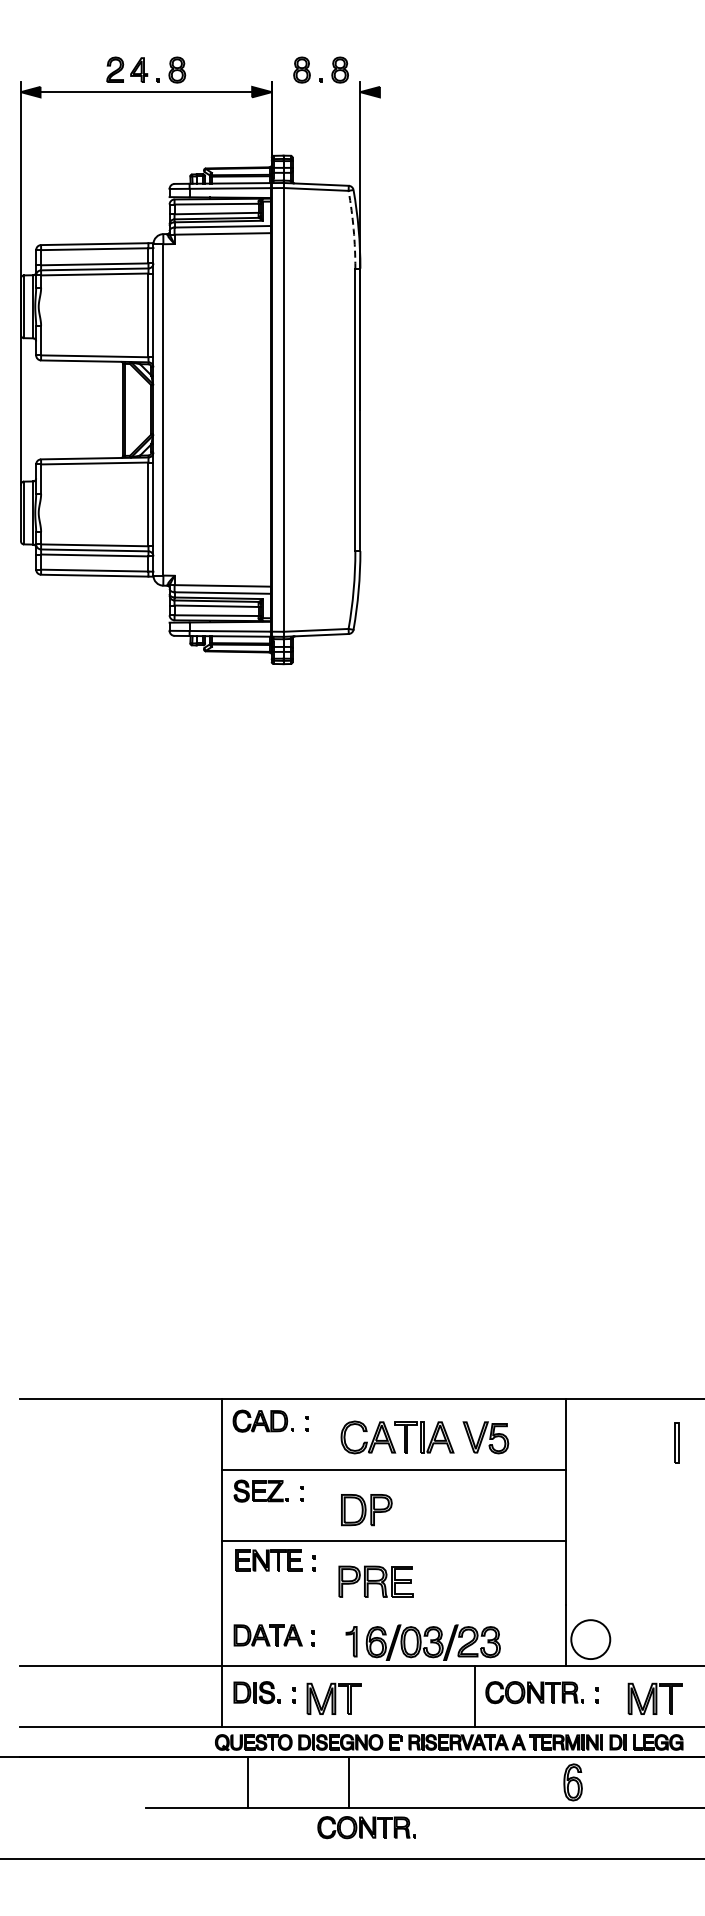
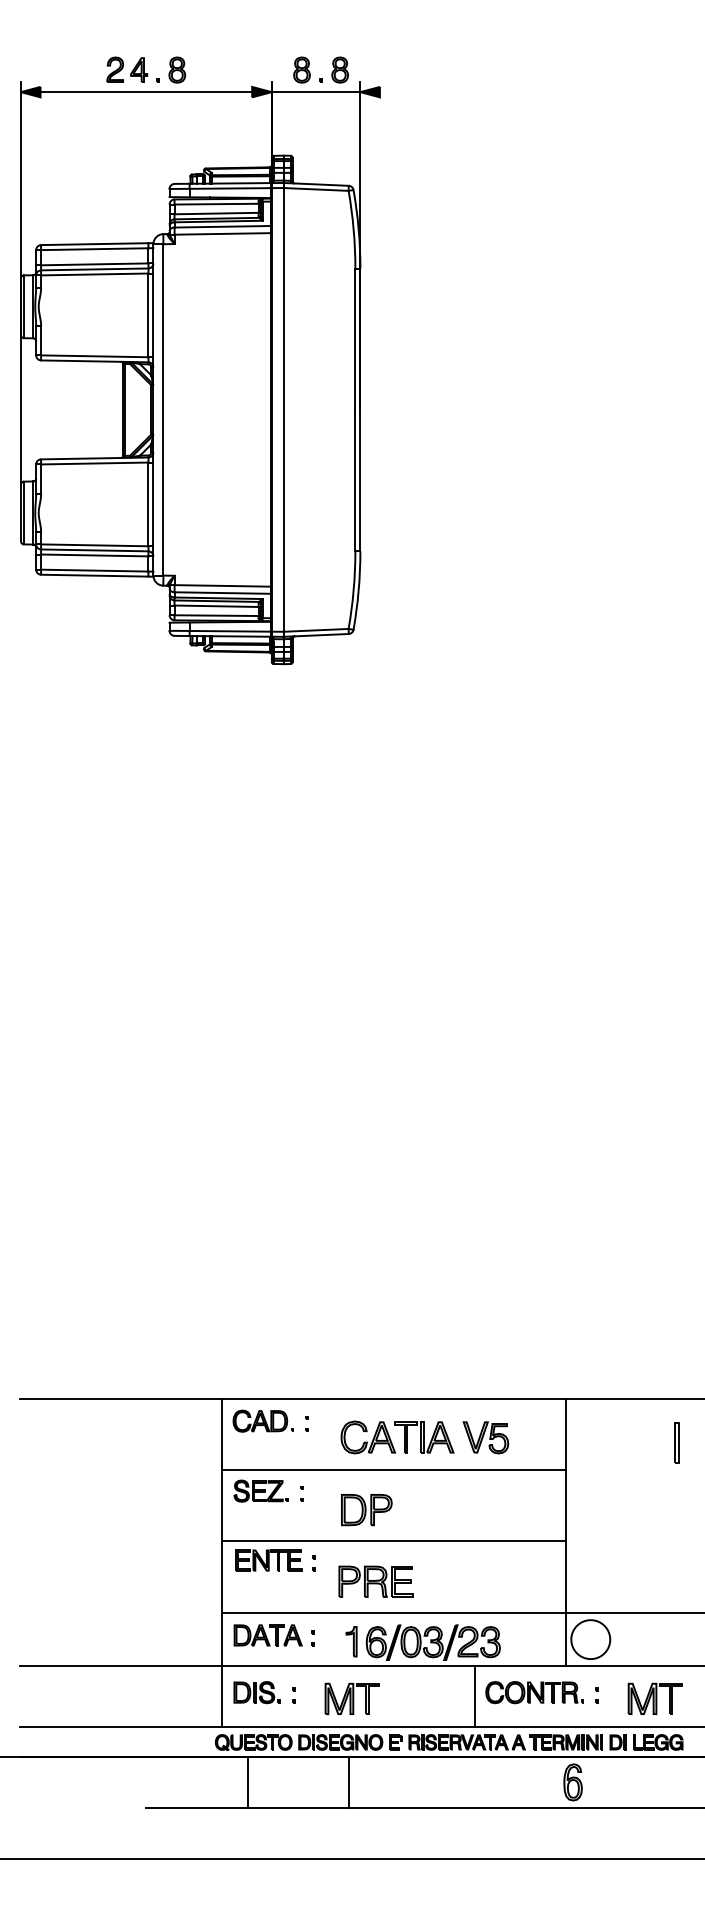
line: none -> present (315, 92)
arc: dashed -> solid (353, 229)
line: none -> present (461, 1612)
part position: (333, 1698) -> (351, 1698) (351, 1698)
part: present -> none (366, 1827)
